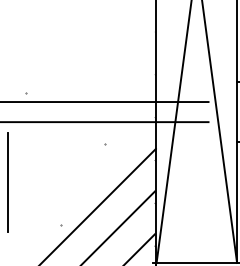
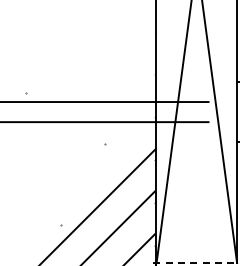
line: present -> none (7, 182)
line: solid -> dashed (196, 262)
